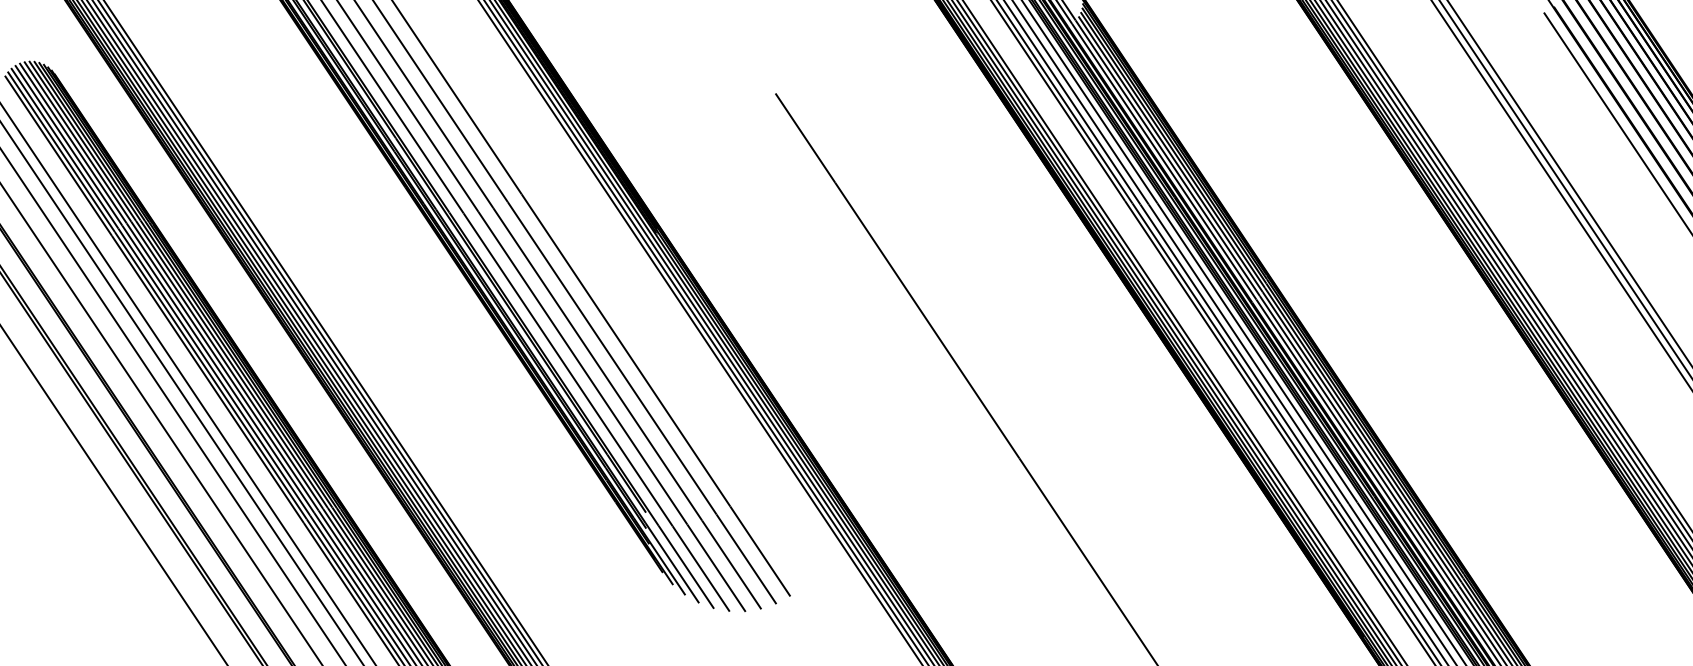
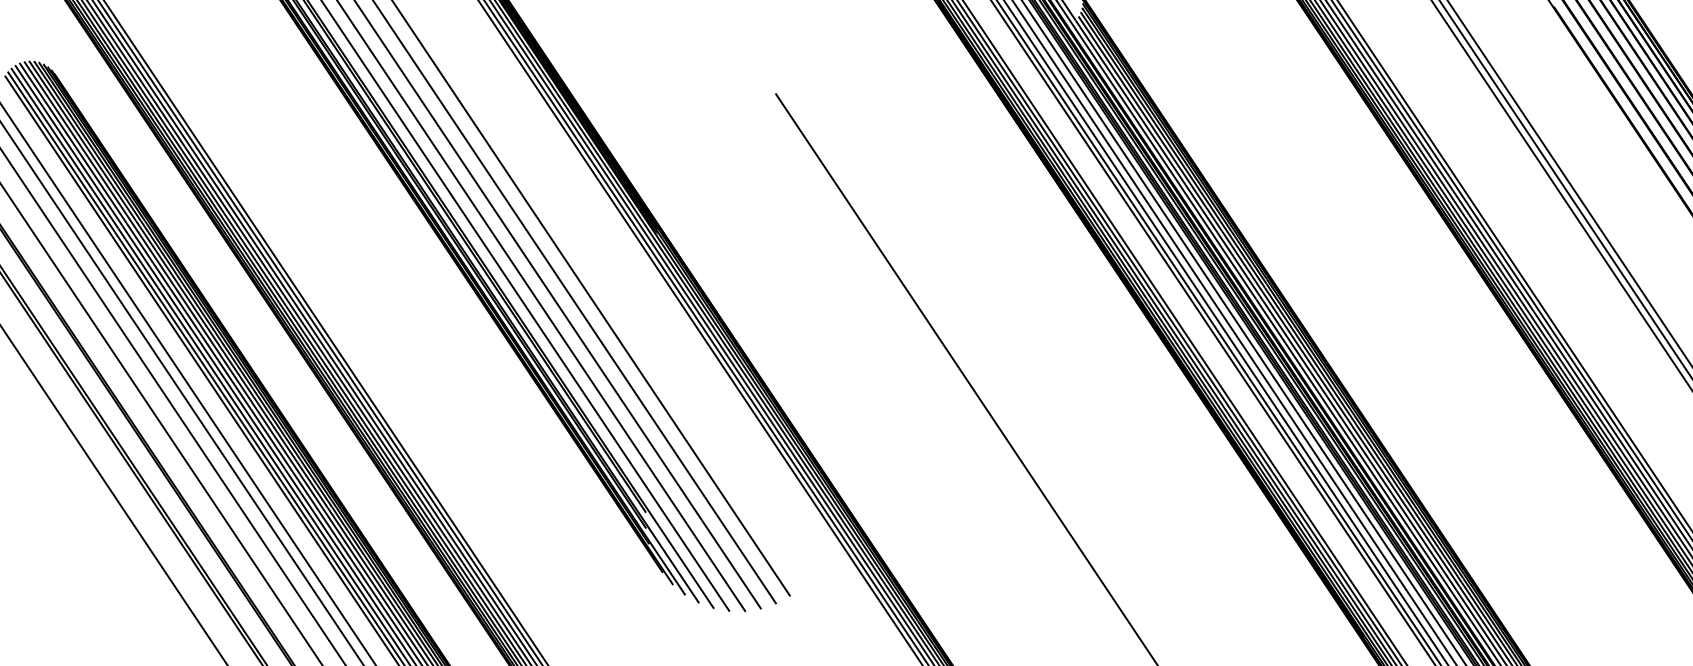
line: present -> none (1616, 121)
